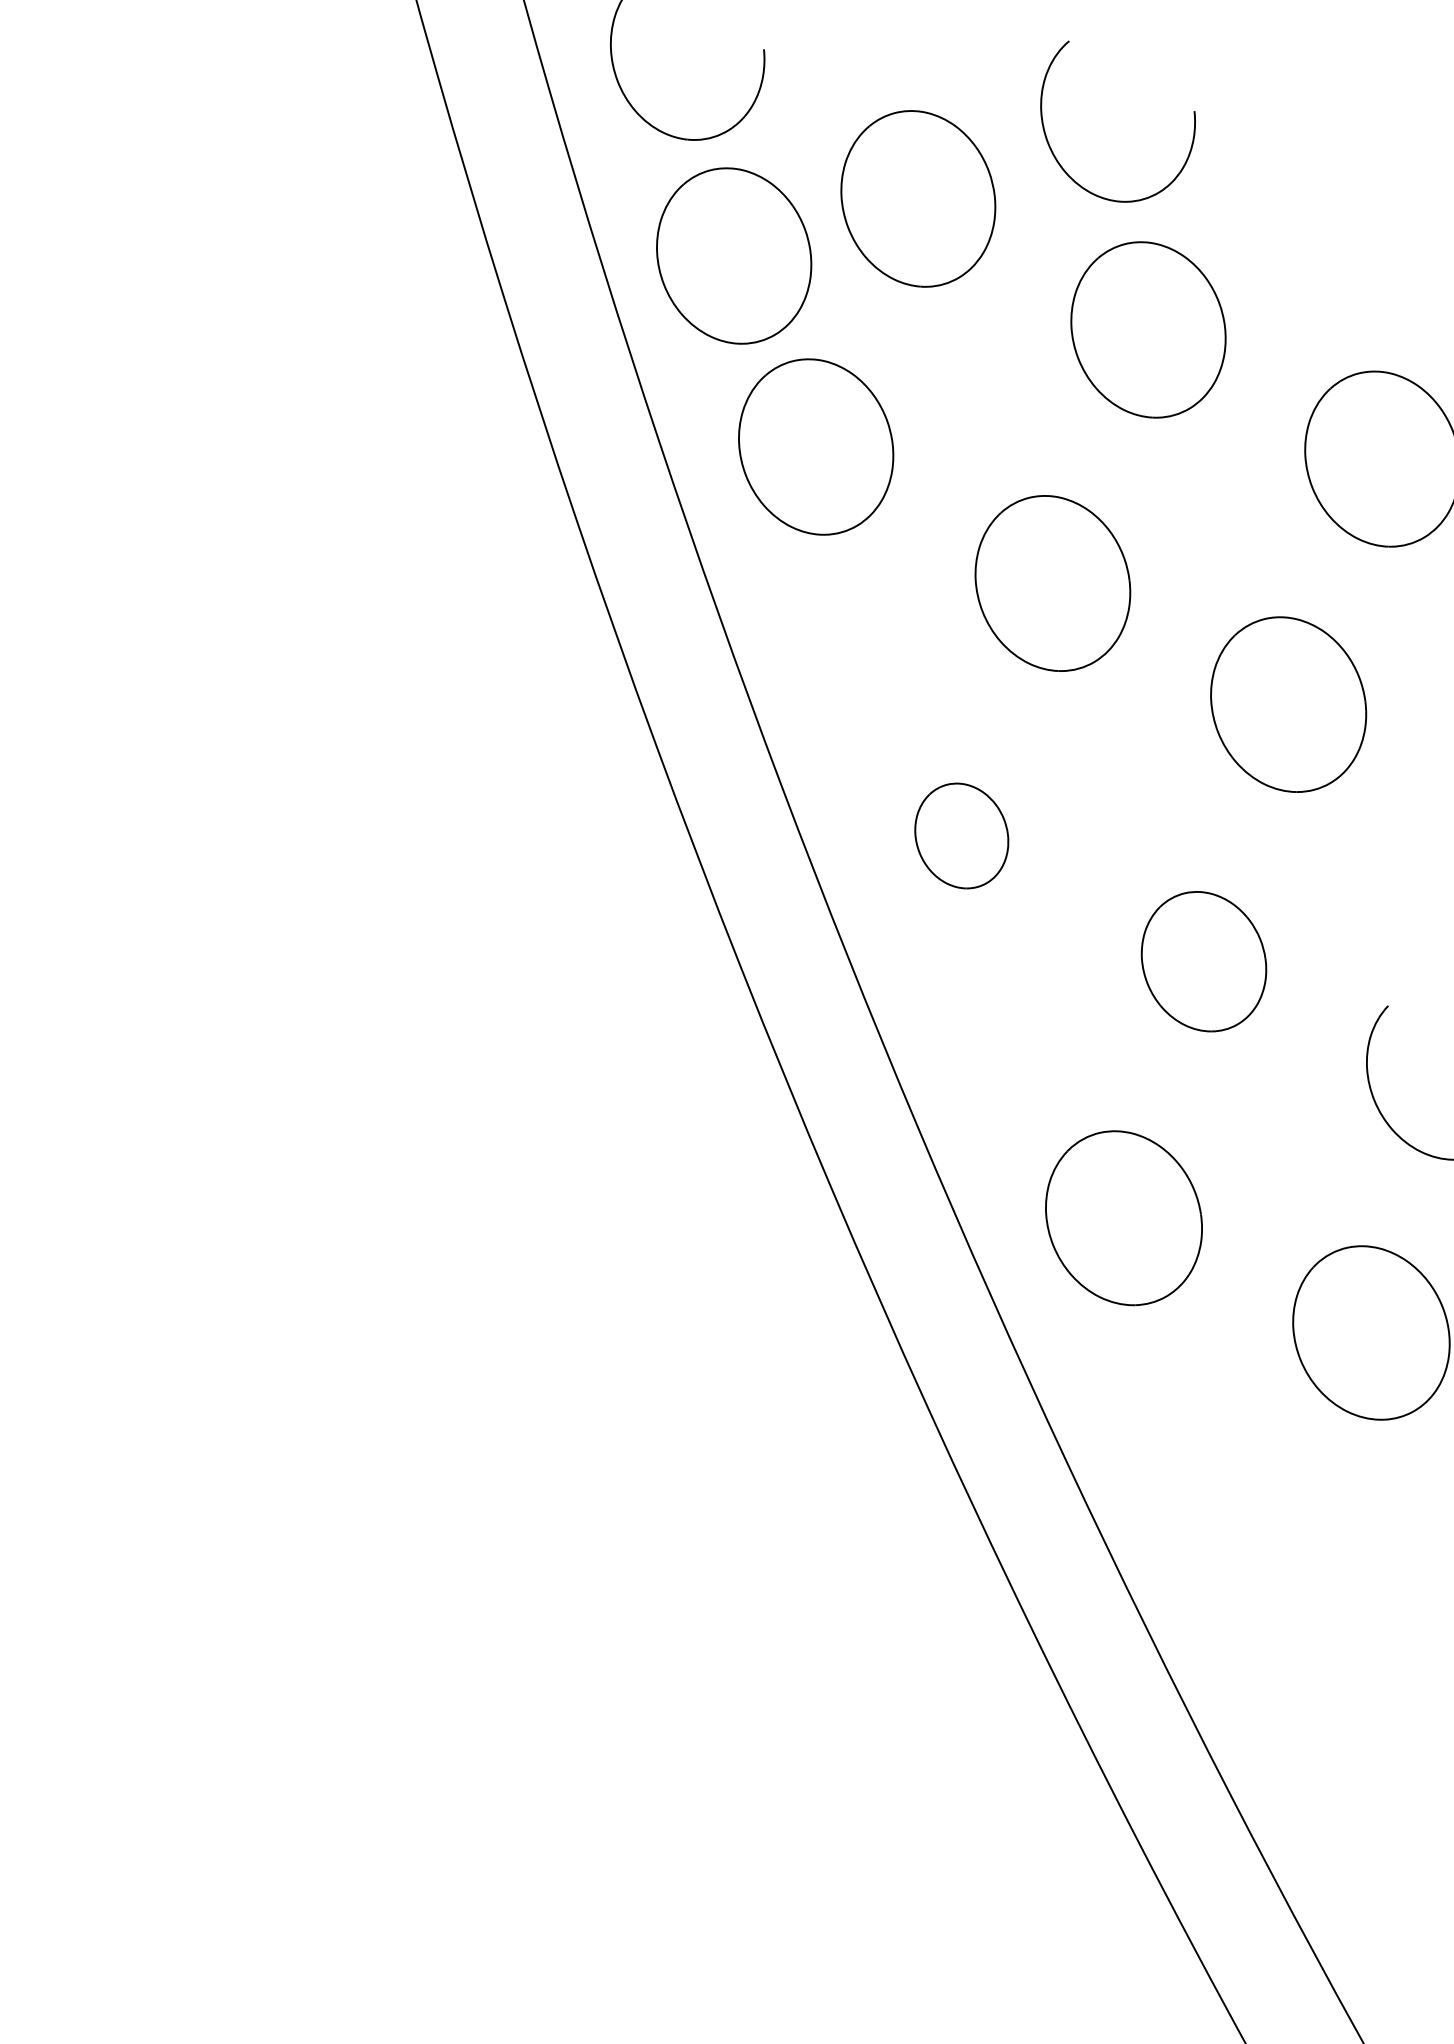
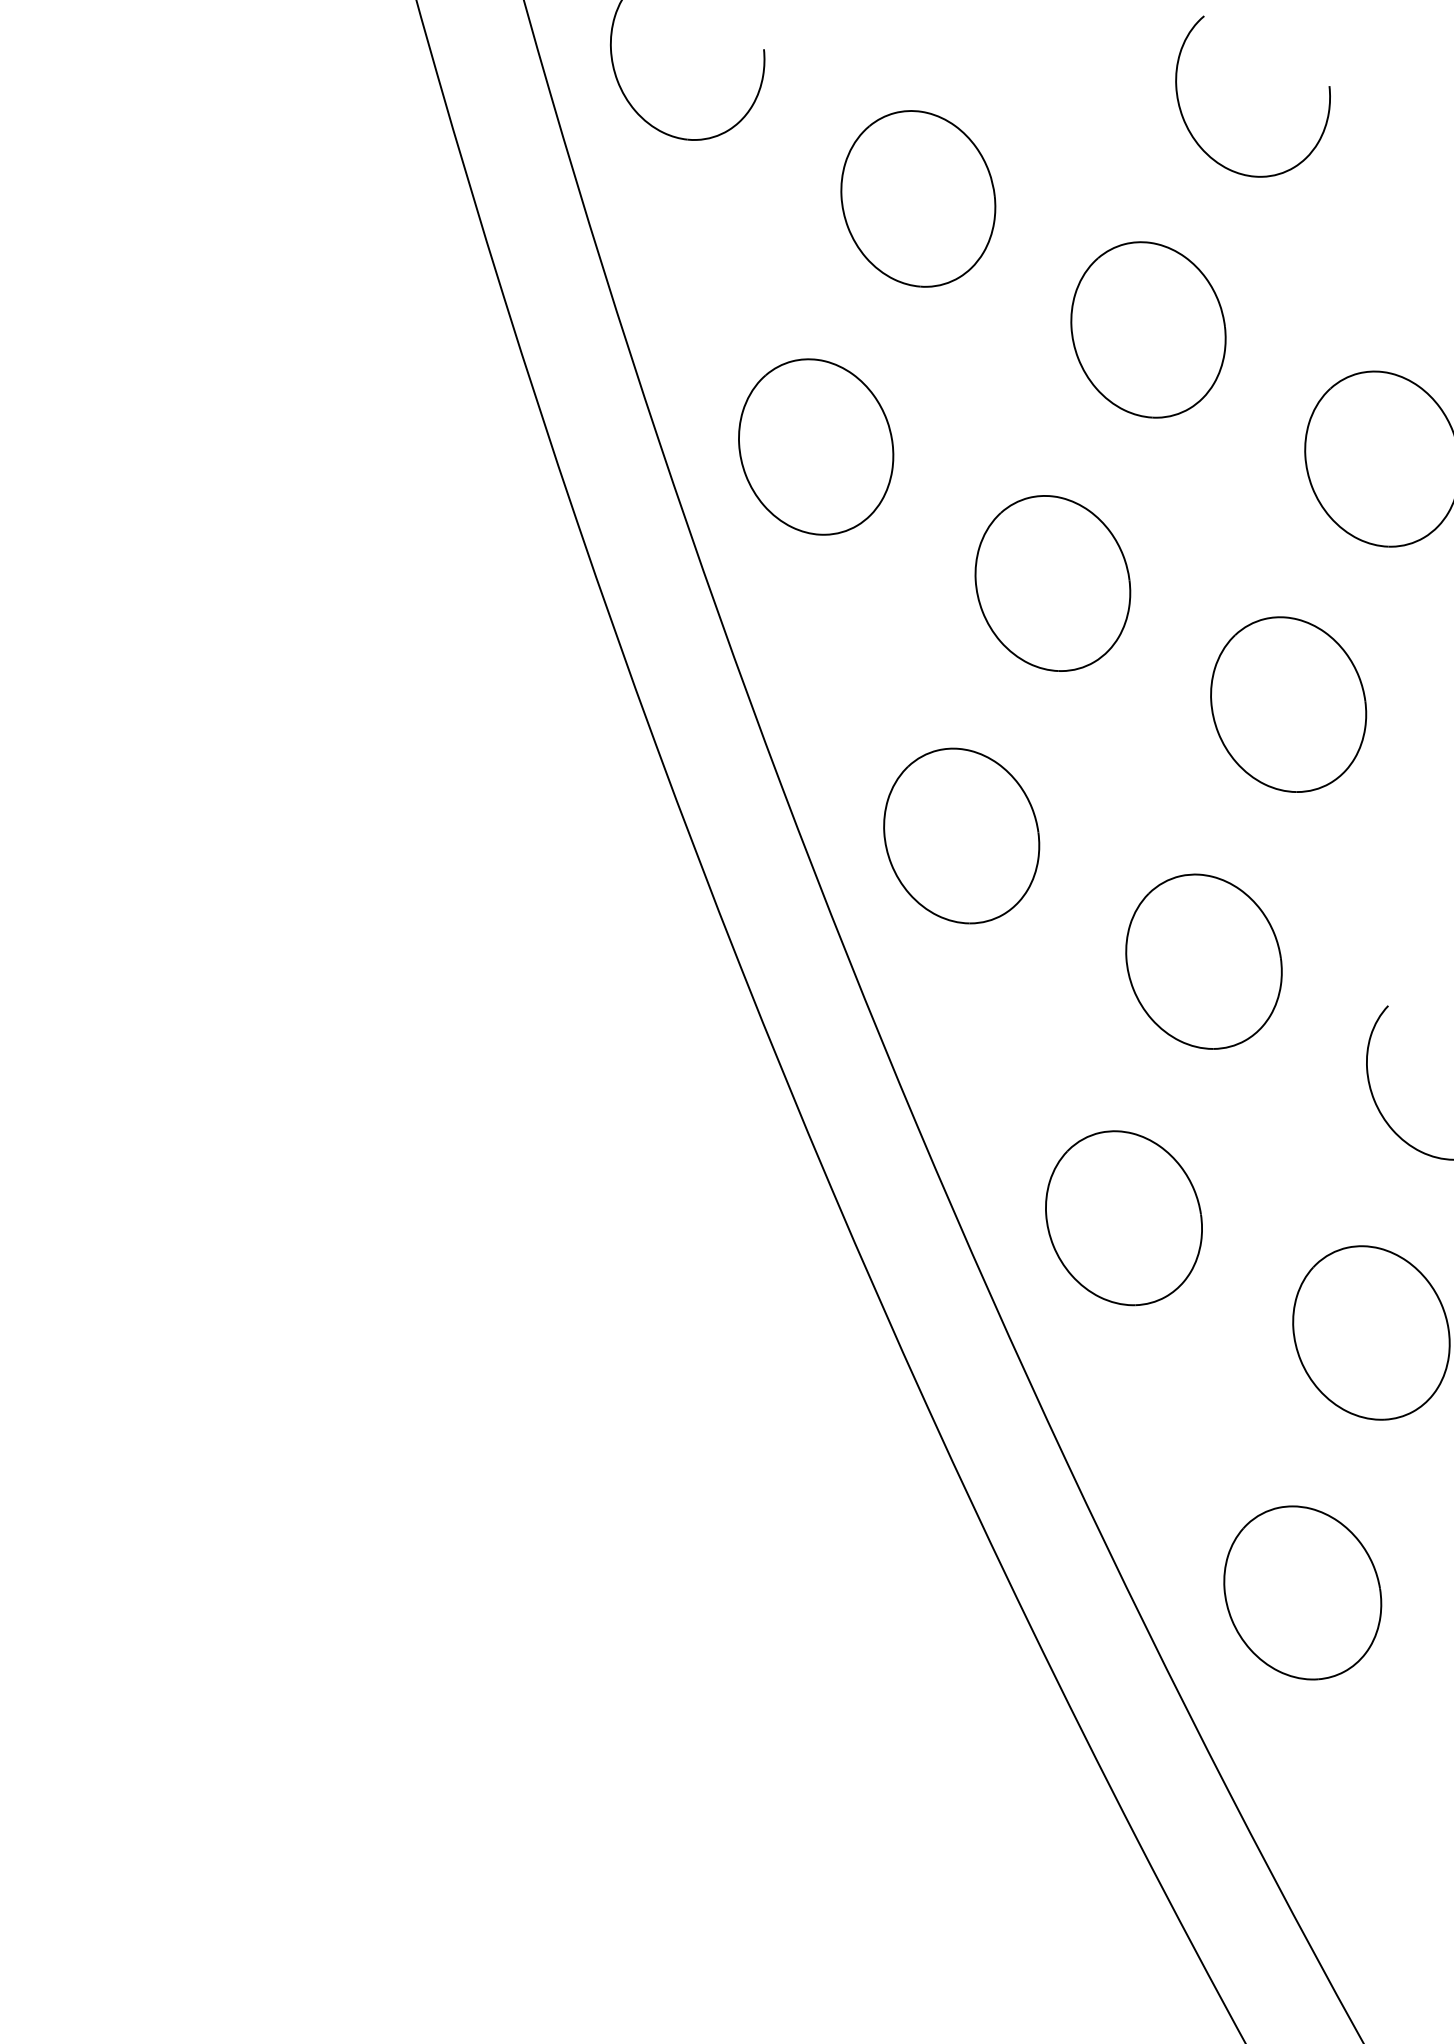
part position: (1056, 157) -> (1191, 132) (1191, 132)
part: present -> none (734, 255)
part size: 96x108 px -> 158x178 px (961, 835)
part size: 128x142 px -> 158x177 px (1203, 961)
part: none -> present (1302, 1592)
